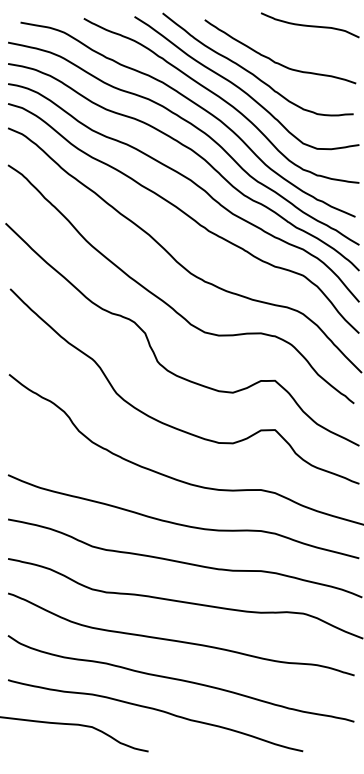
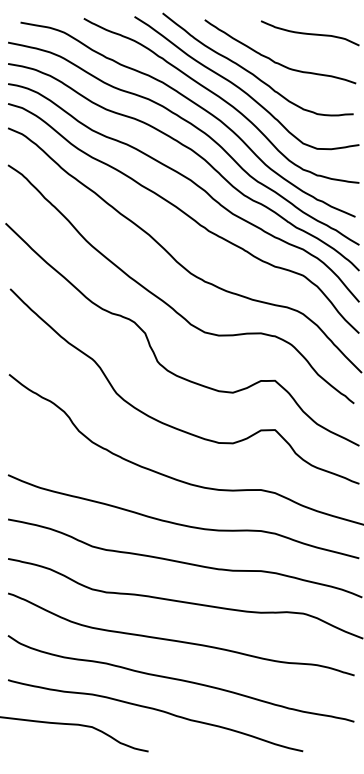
curve position: (309, 25) -> (309, 33) (309, 33)
